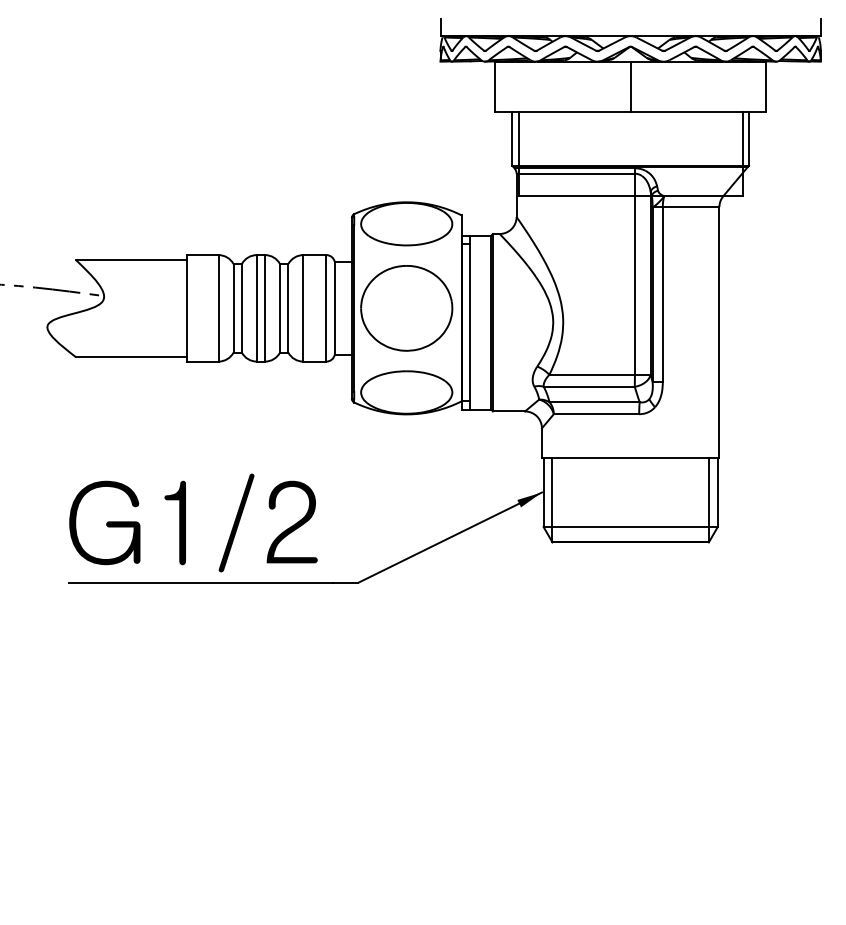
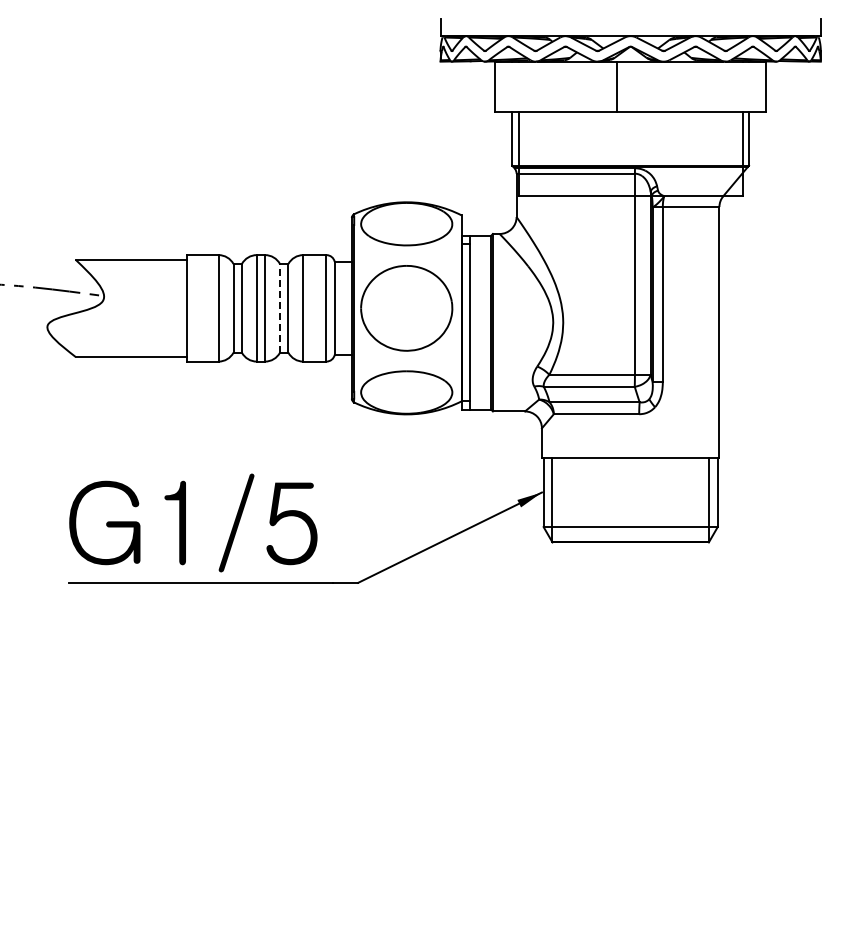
line position: (630, 86) -> (616, 86) (616, 86)
line: solid -> dashed (279, 307)
text: G1/2 -> G1/5 (291, 522)
